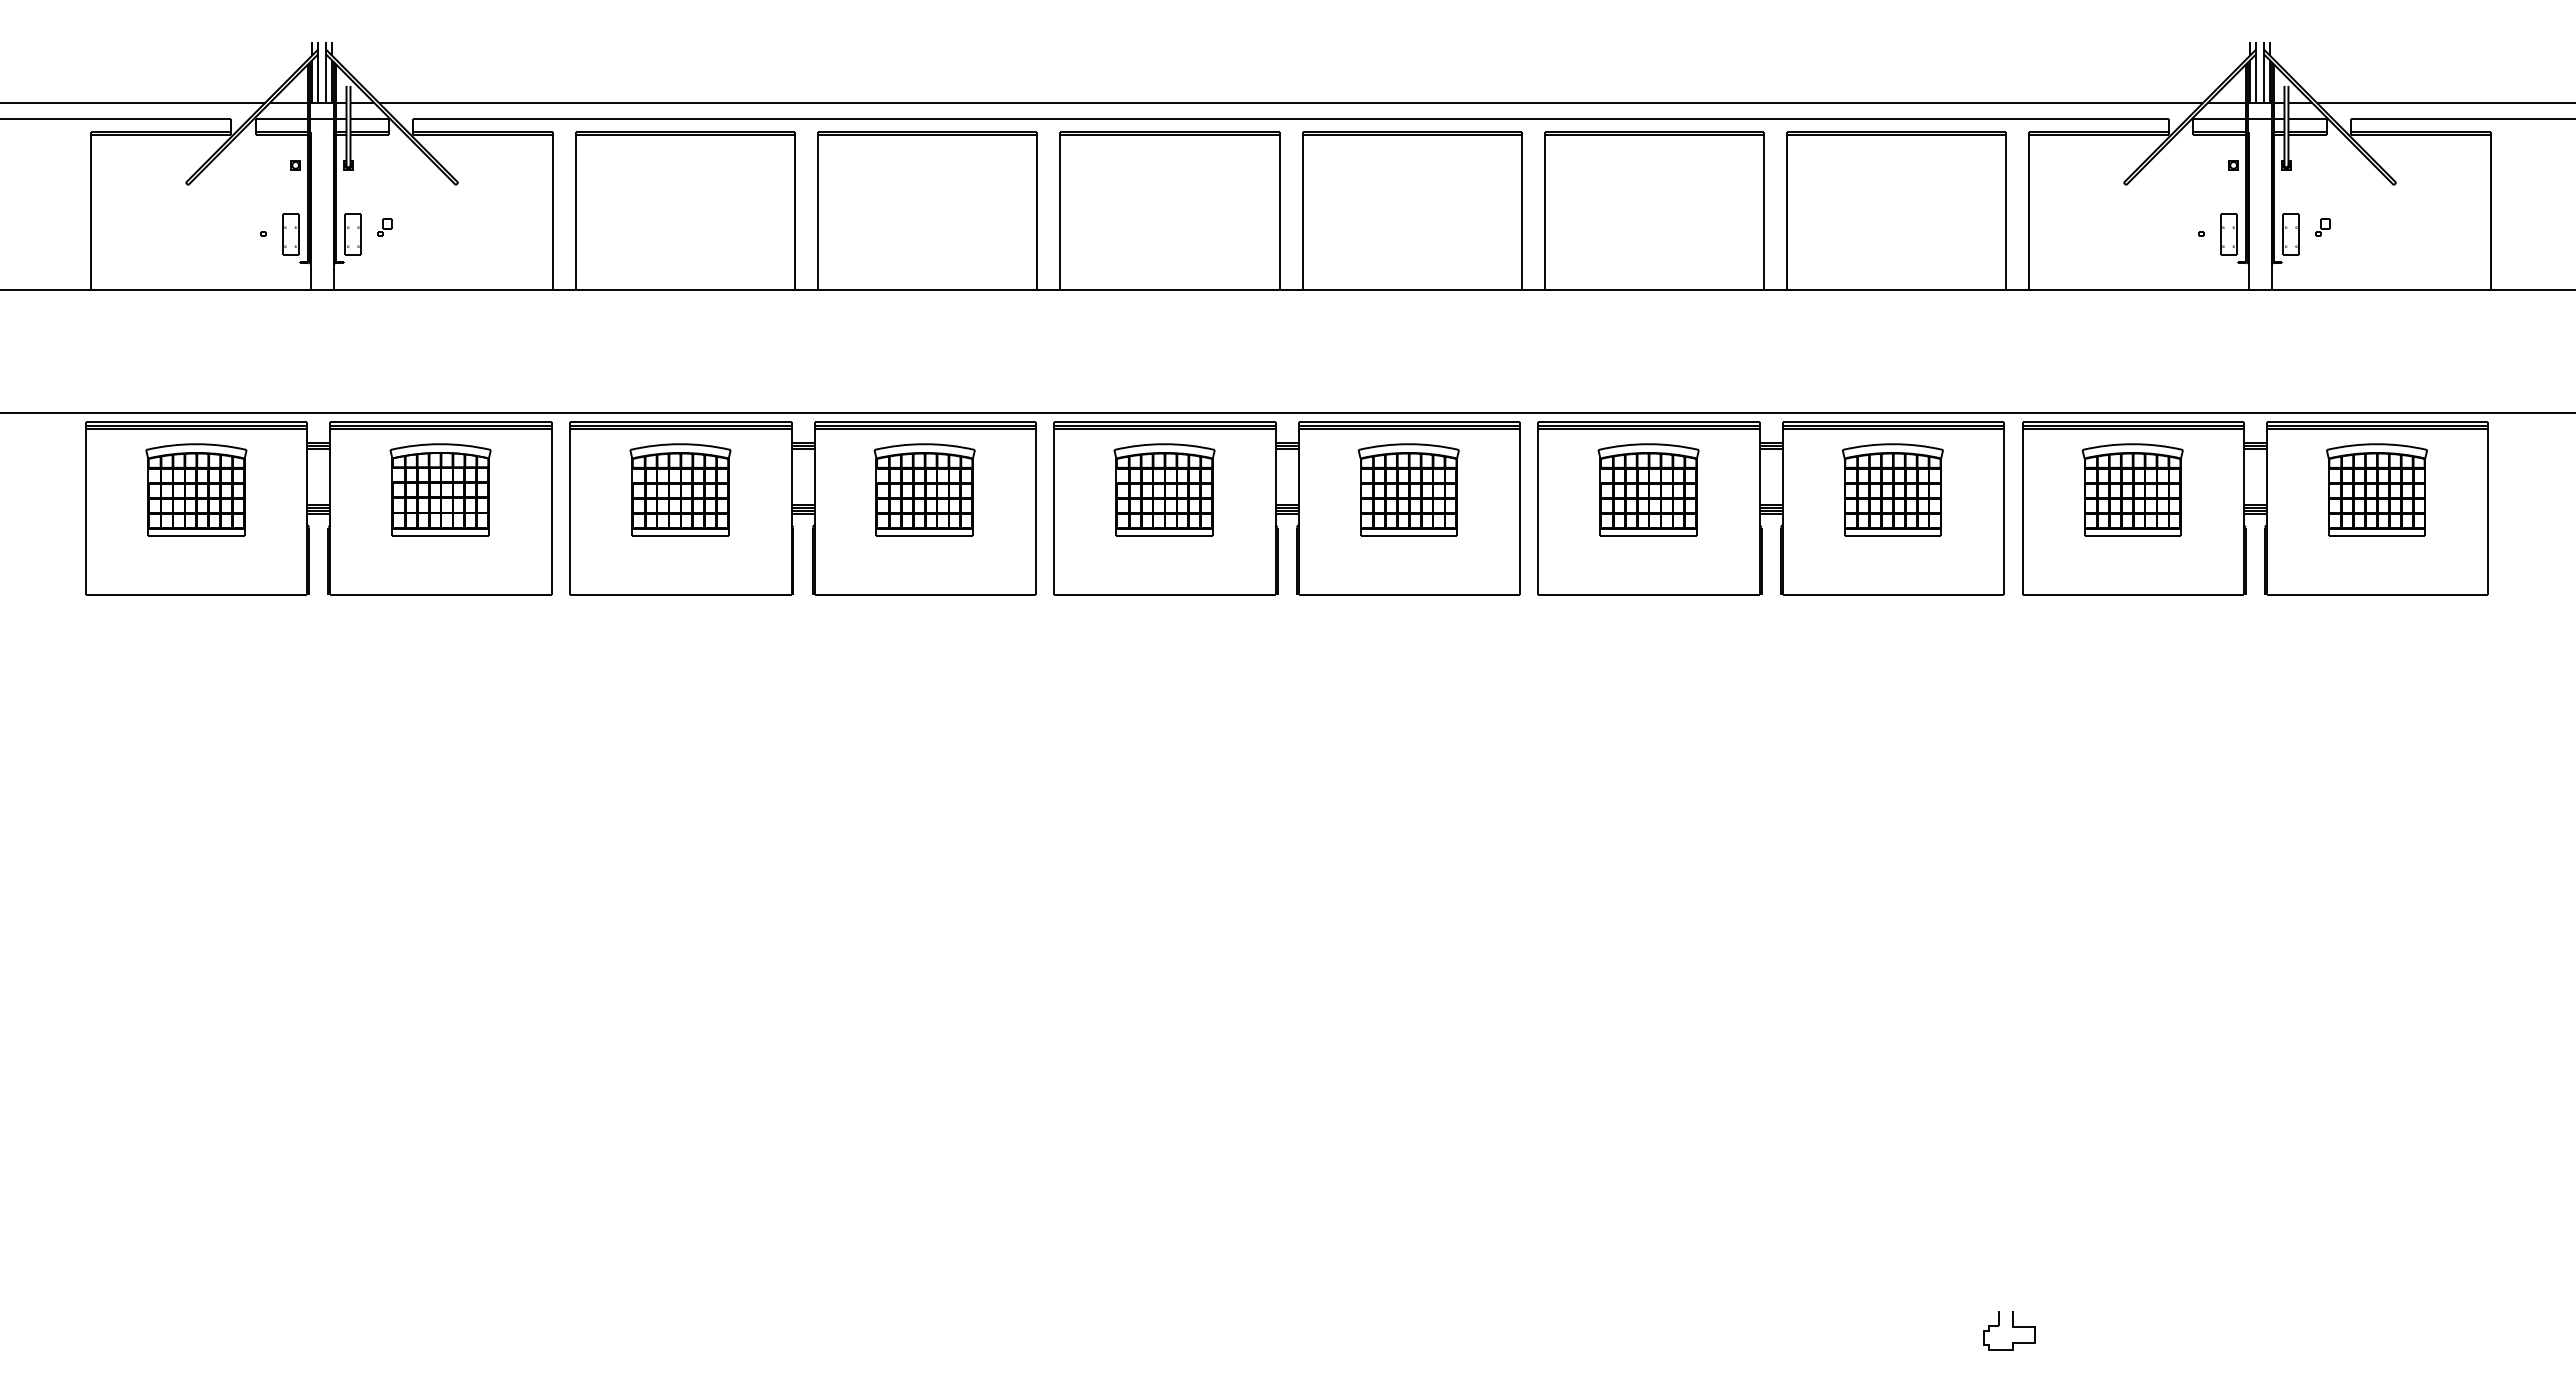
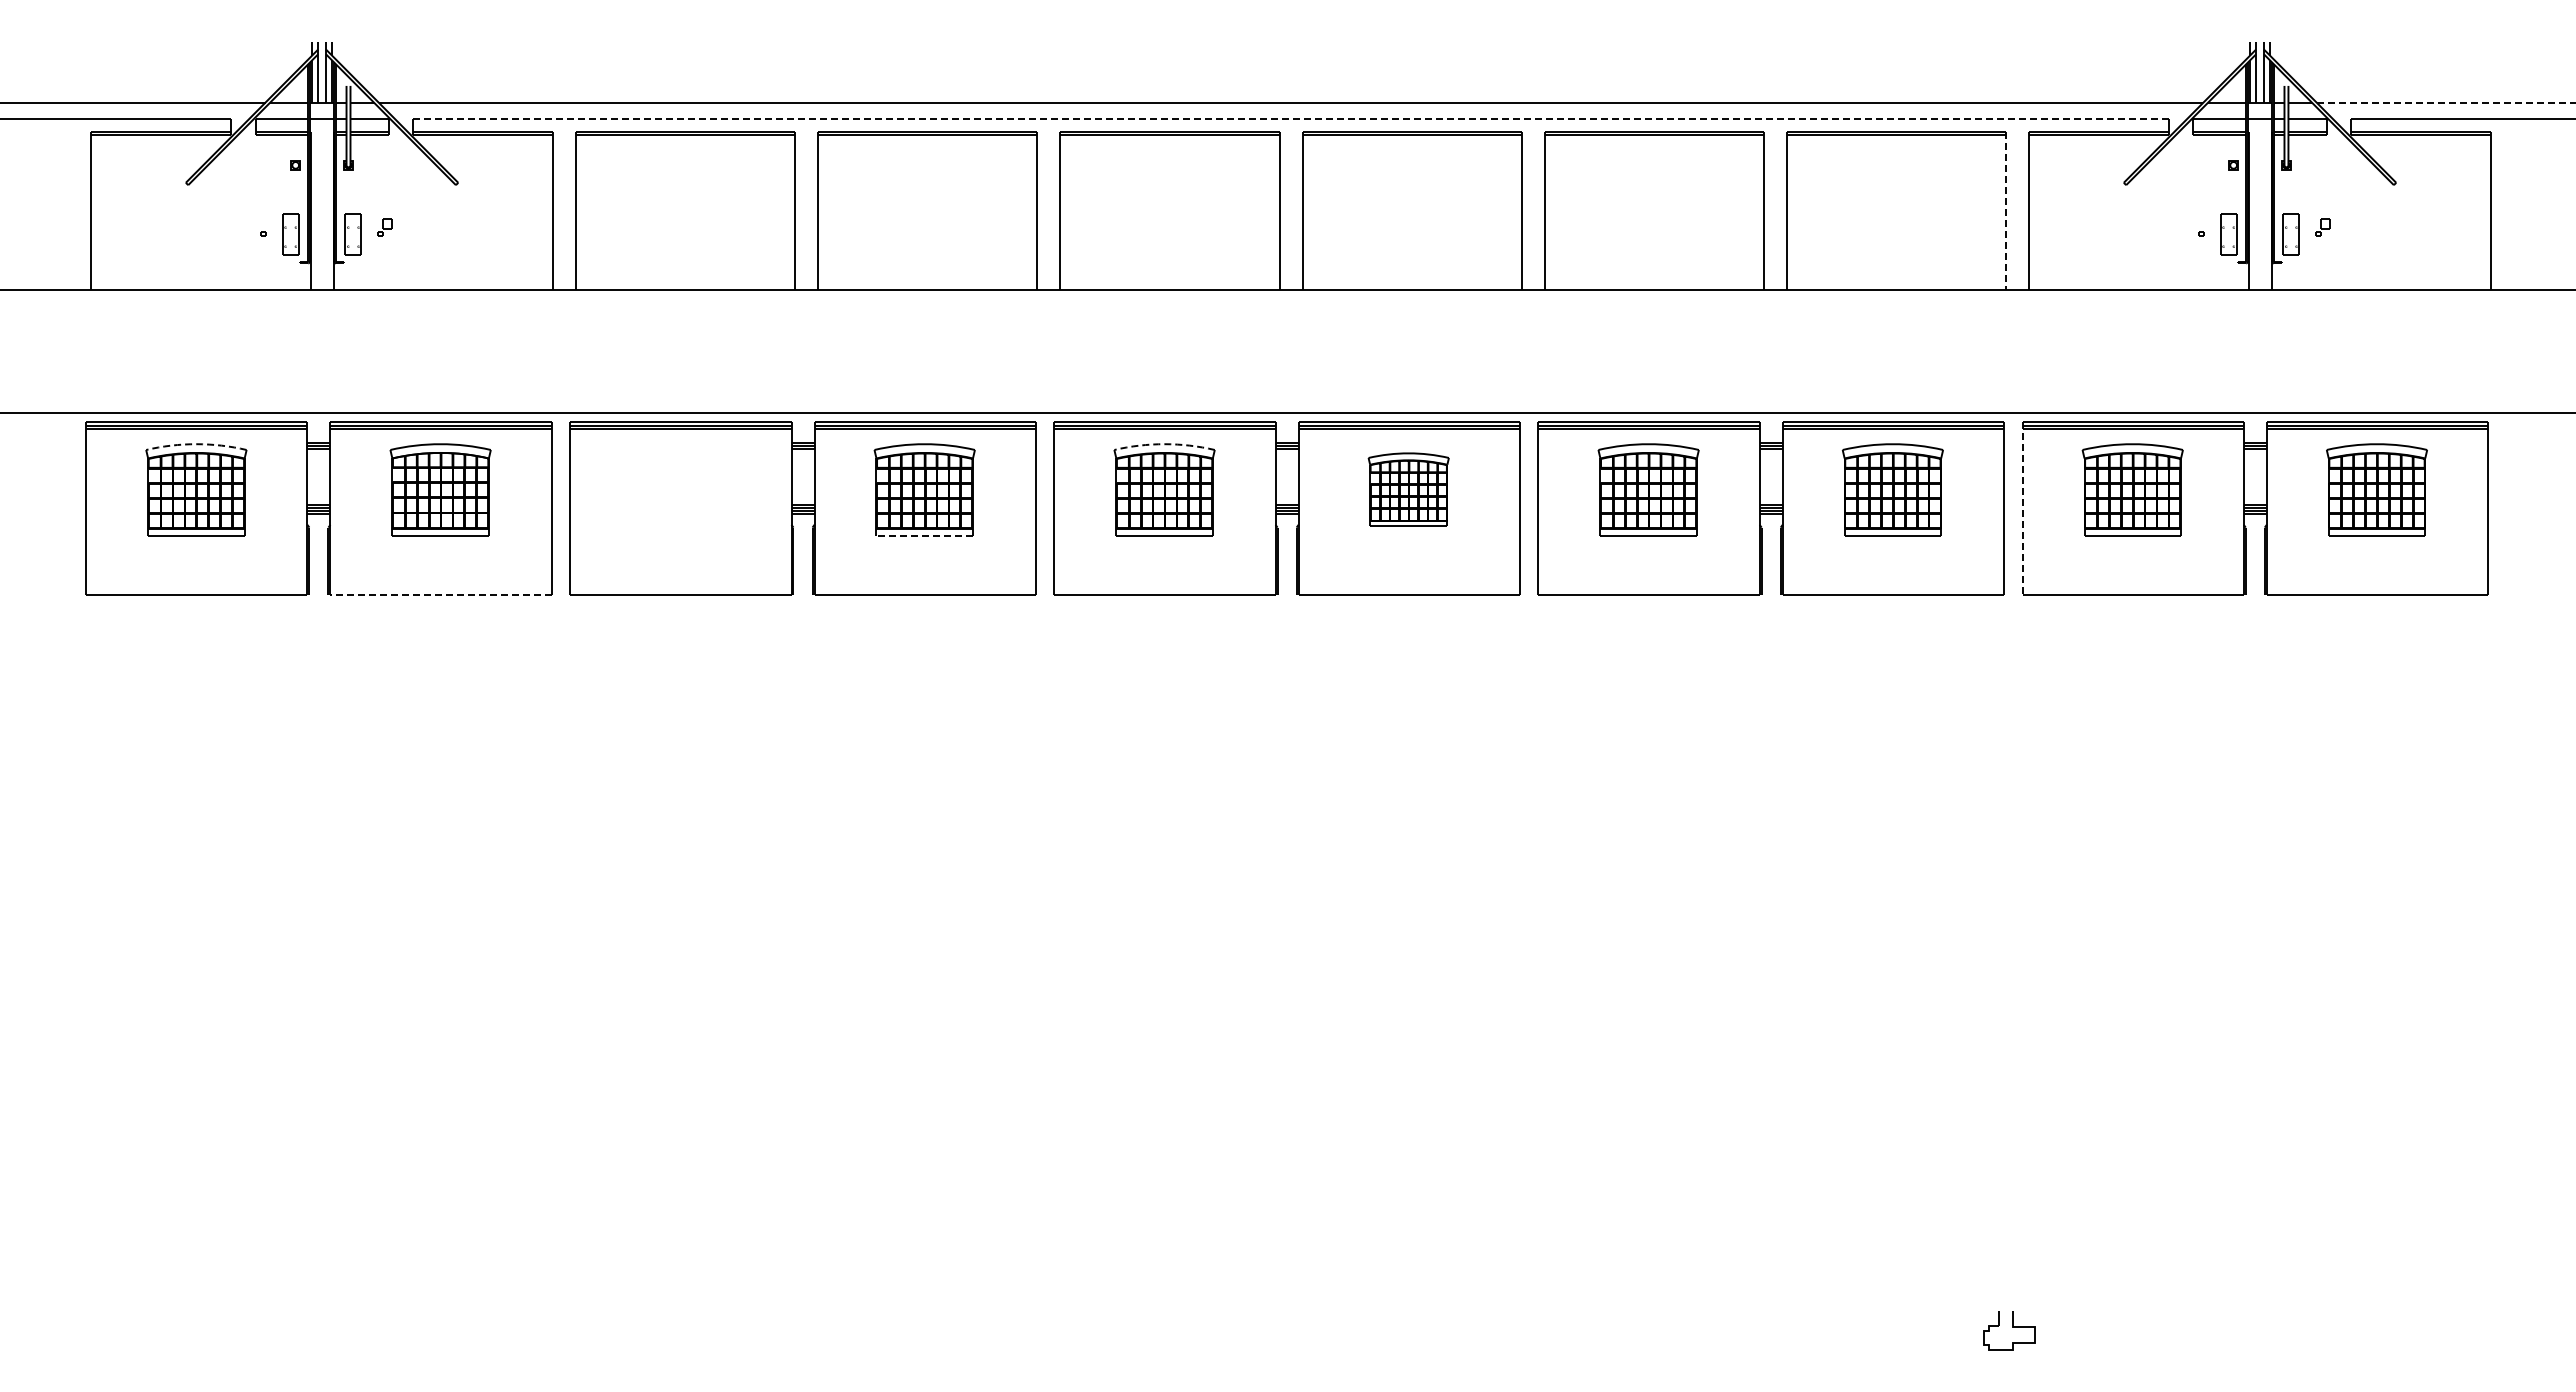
line: solid -> dashed (2446, 102)
line: solid -> dashed (1291, 119)
line: solid -> dashed (2006, 211)
arc: solid -> dashed (196, 444)
arc: solid -> dashed (1164, 444)
part: present -> none (680, 489)
part size: 103x94 px -> 83x75 px (1408, 489)
line: solid -> dashed (2022, 509)
line: solid -> dashed (924, 535)
line: solid -> dashed (441, 594)
